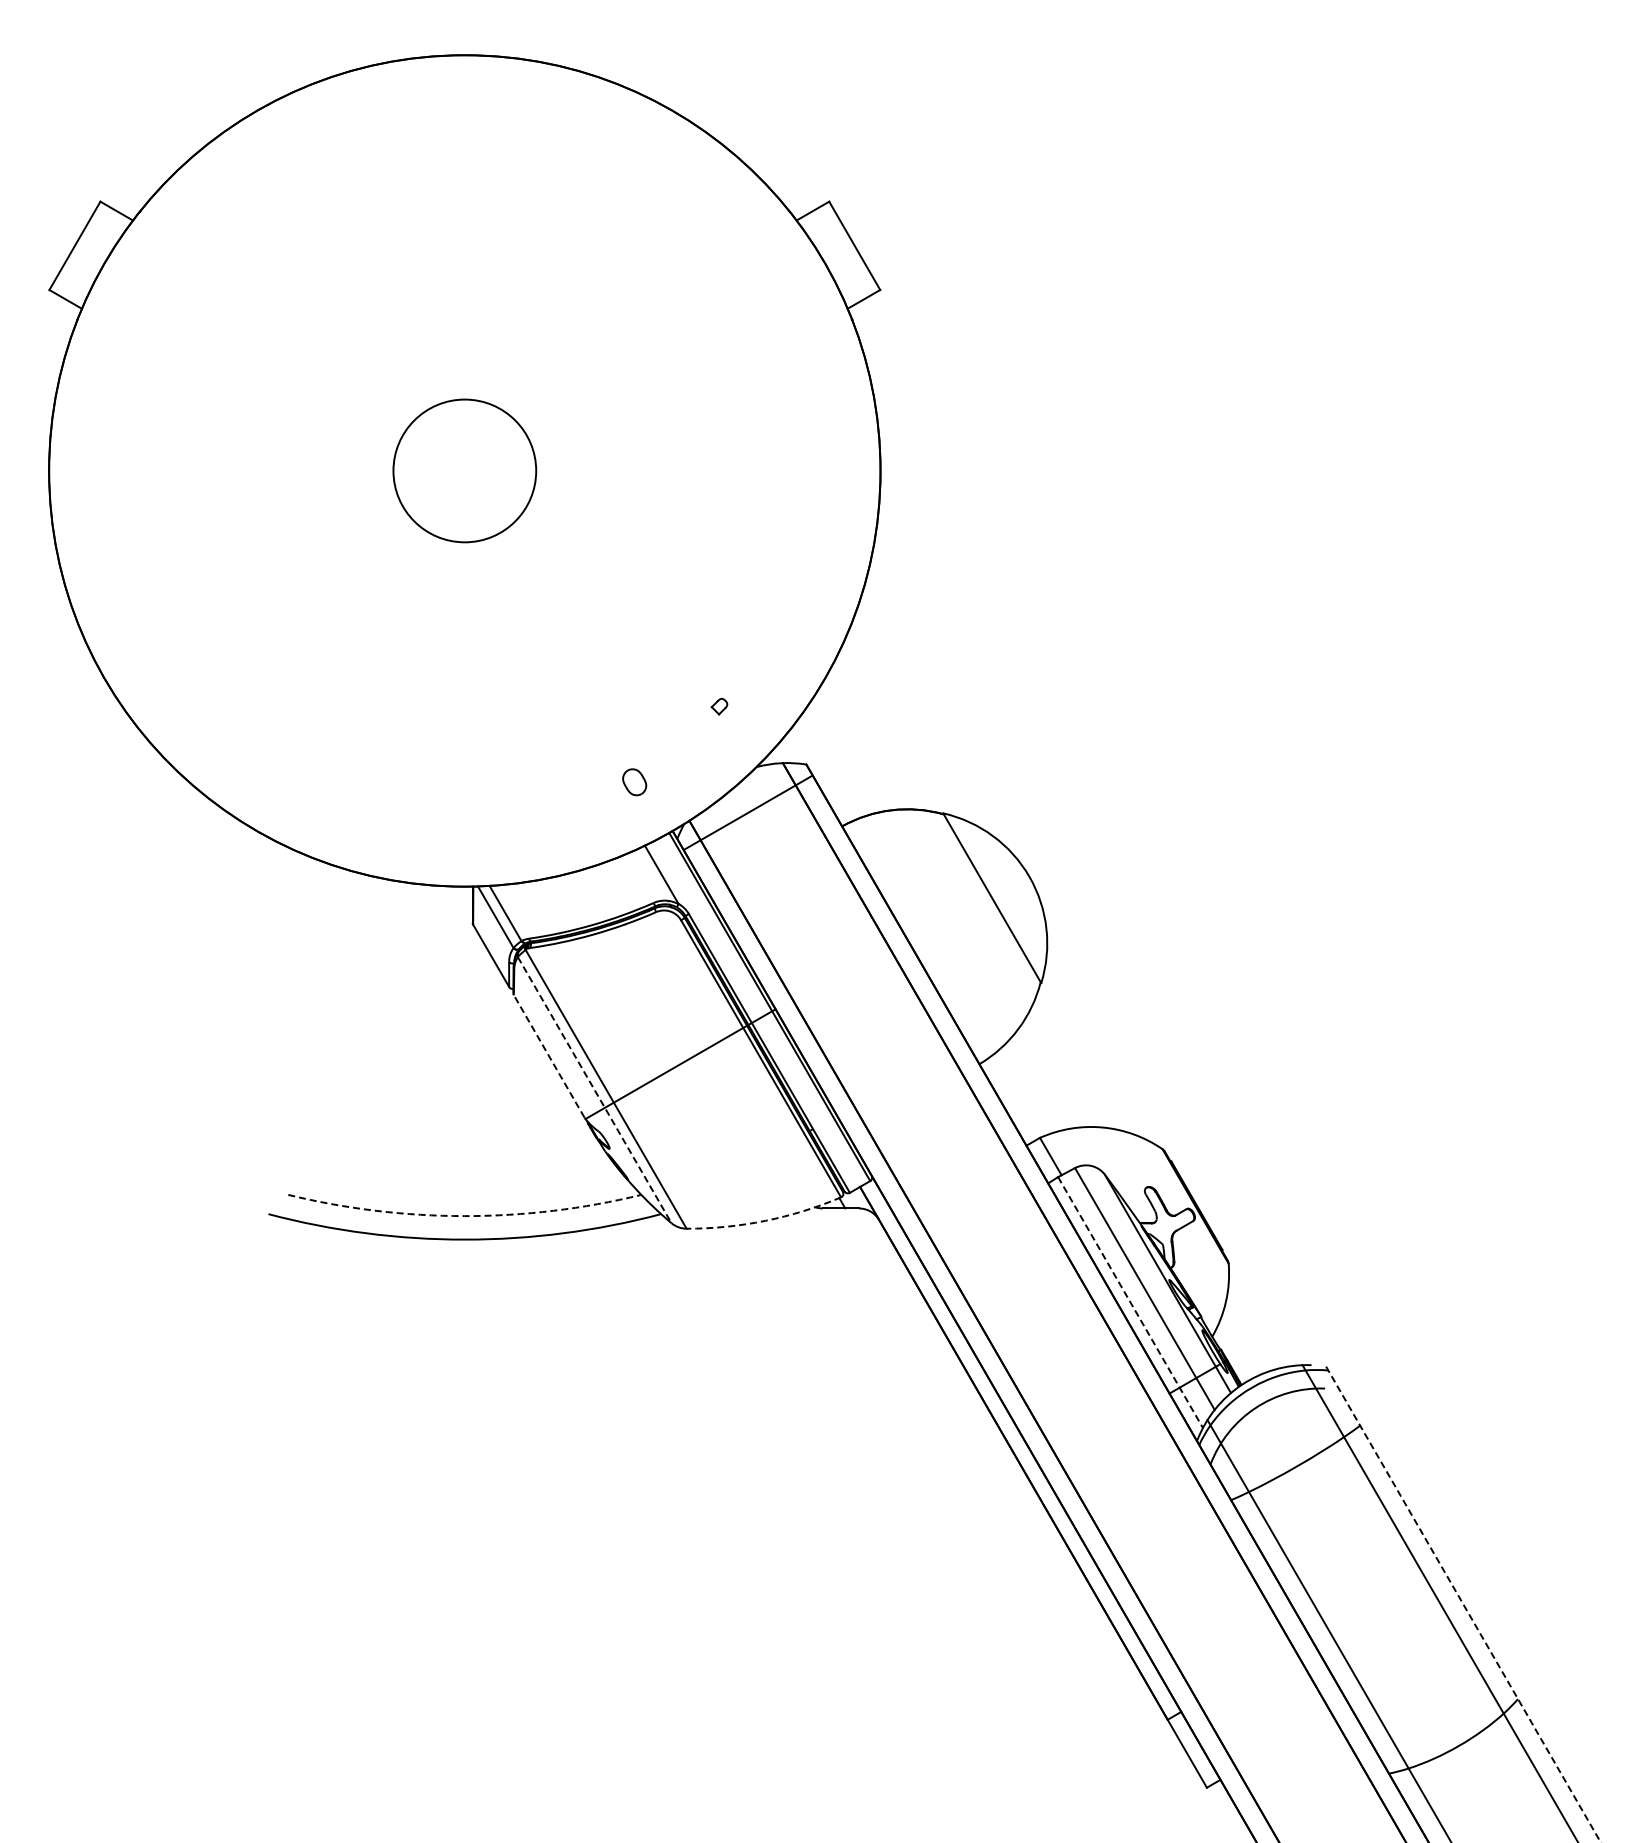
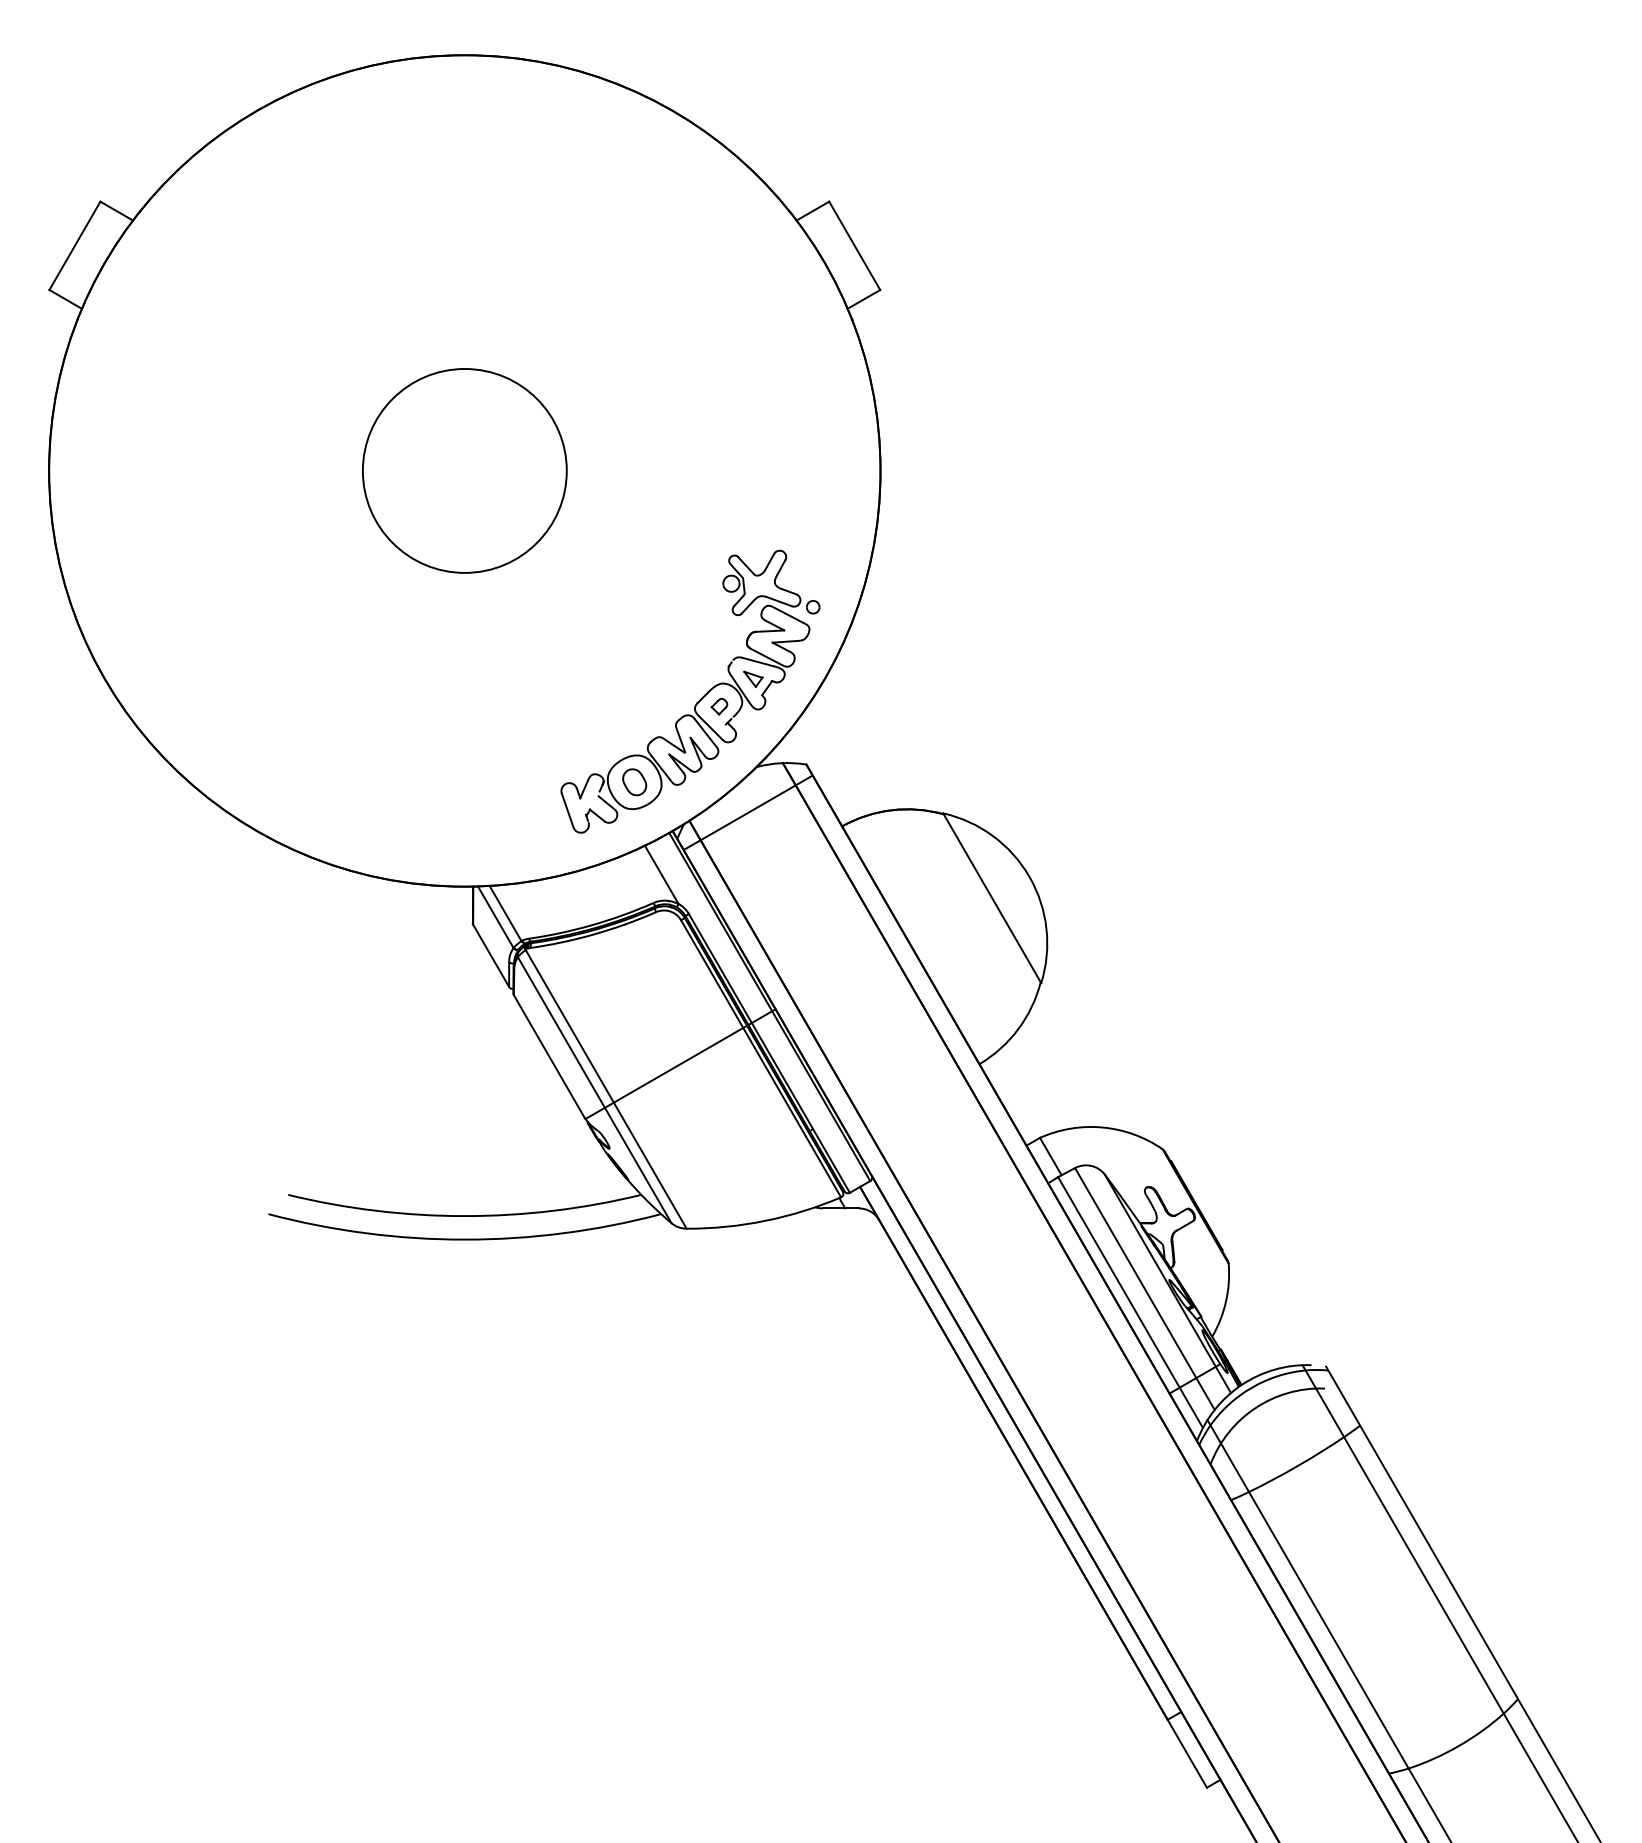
circle diameter: 143 px -> 204 px (464, 470)
part: none -> present (699, 699)
line: dashed -> solid (549, 1056)
line: dashed -> solid (594, 1090)
arc: dashed -> solid (464, 1216)
arc: dashed -> solid (765, 1220)
line: dashed -> solid (1130, 1302)
line: dashed -> solid (1463, 1604)
